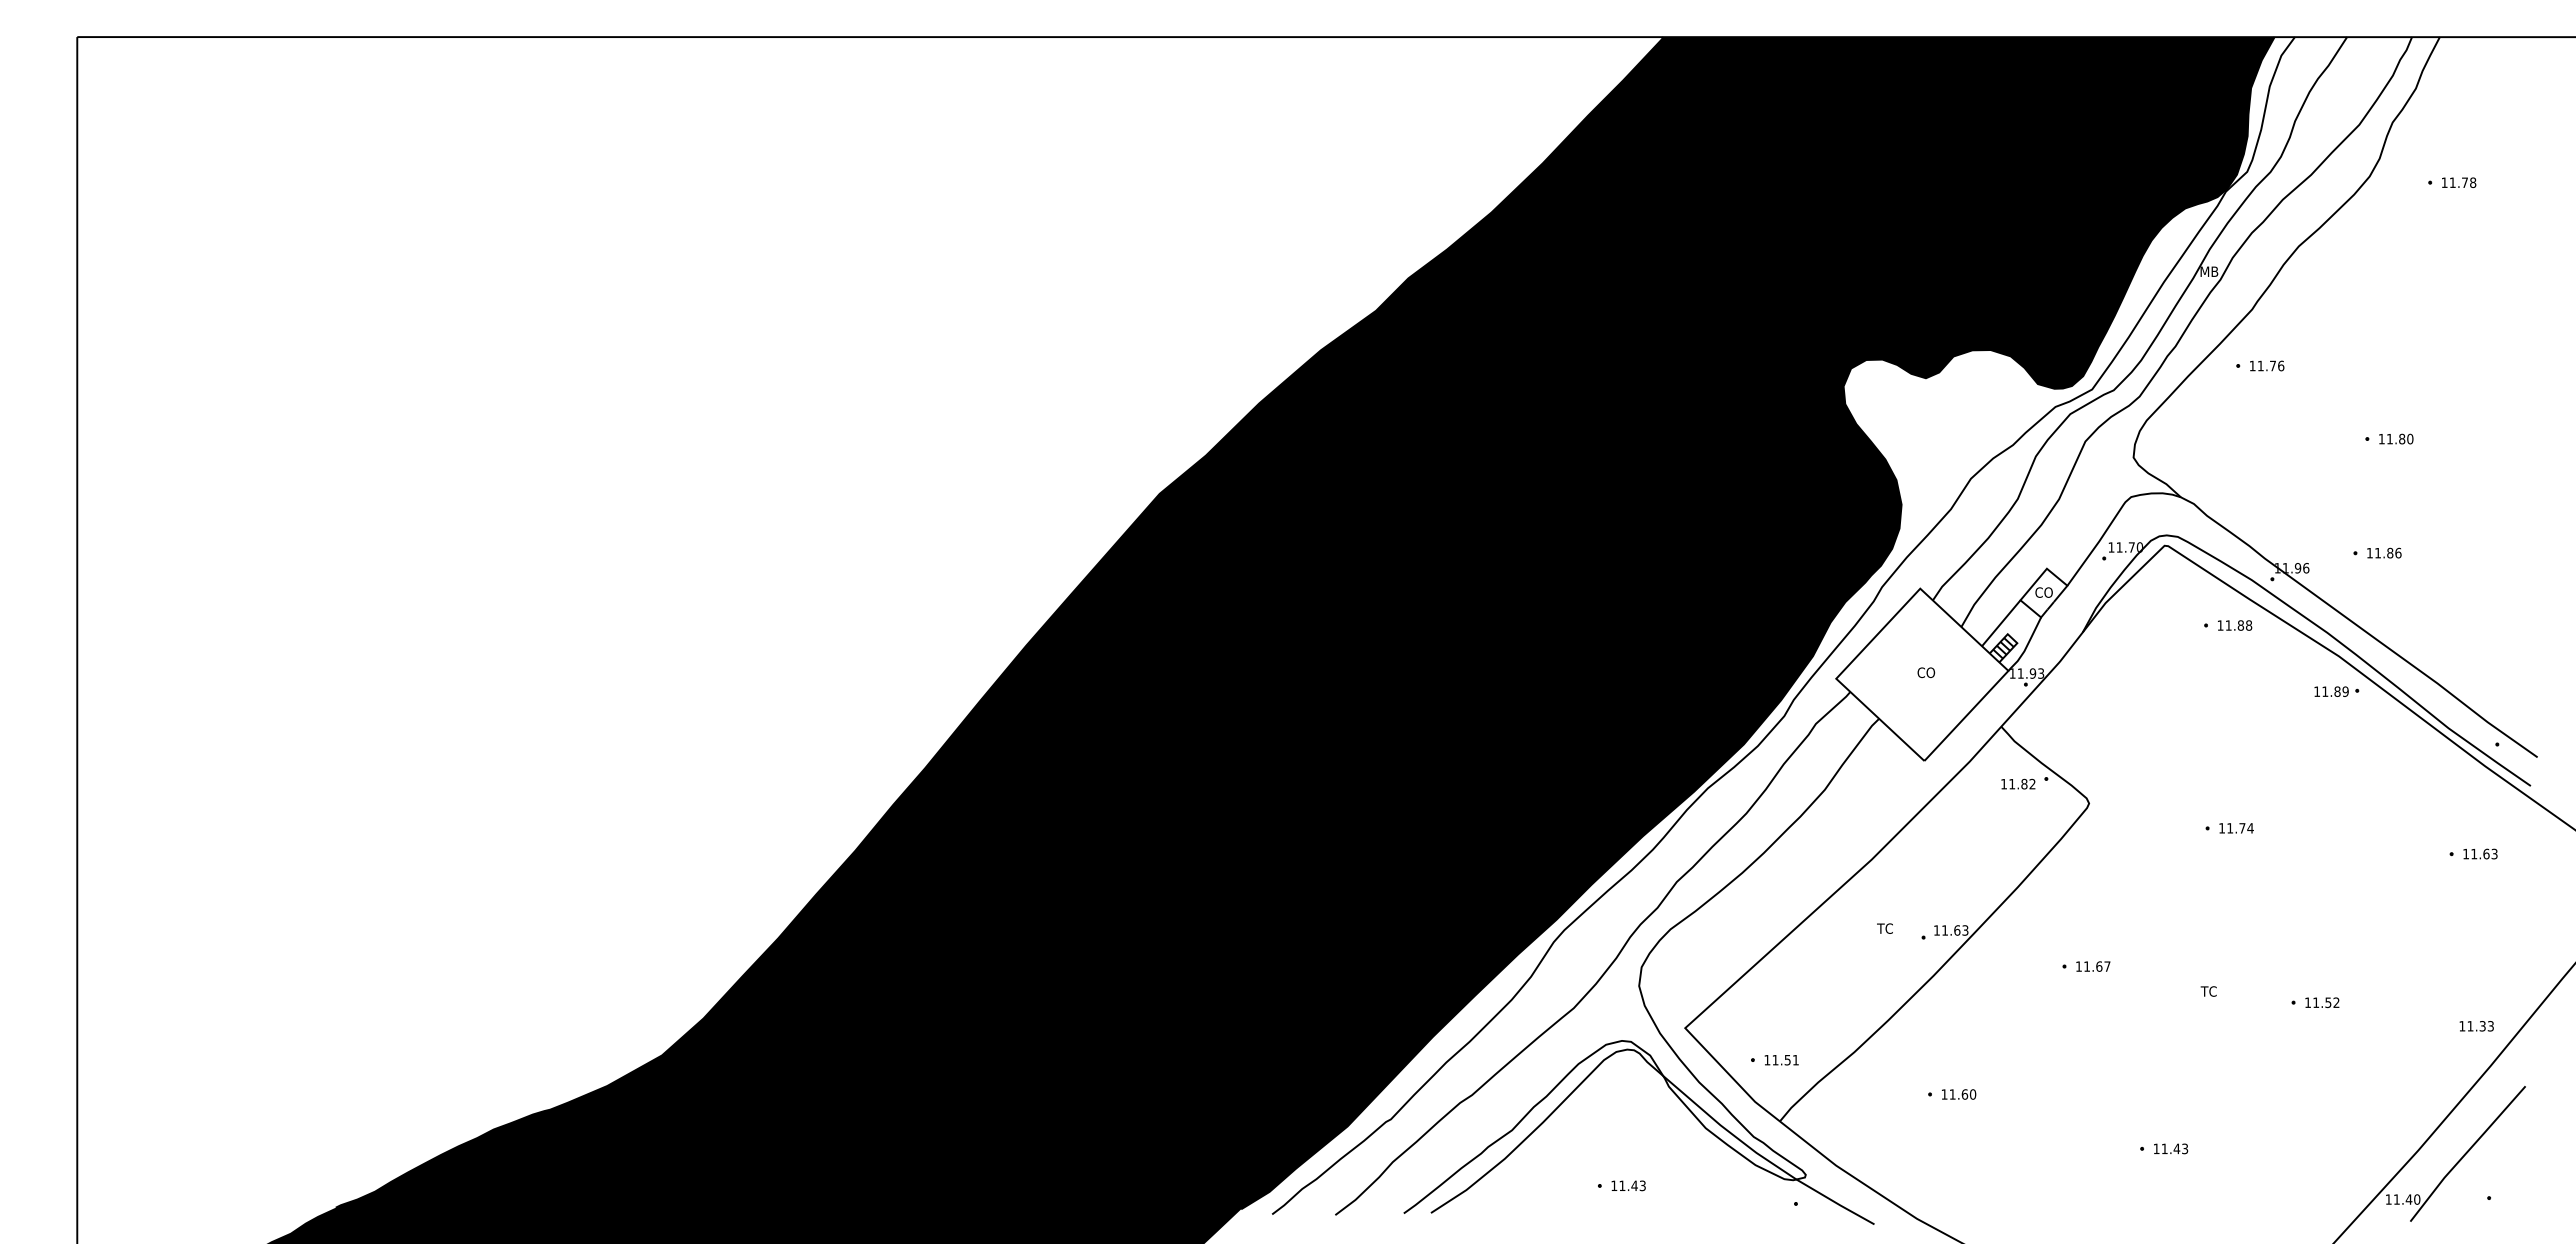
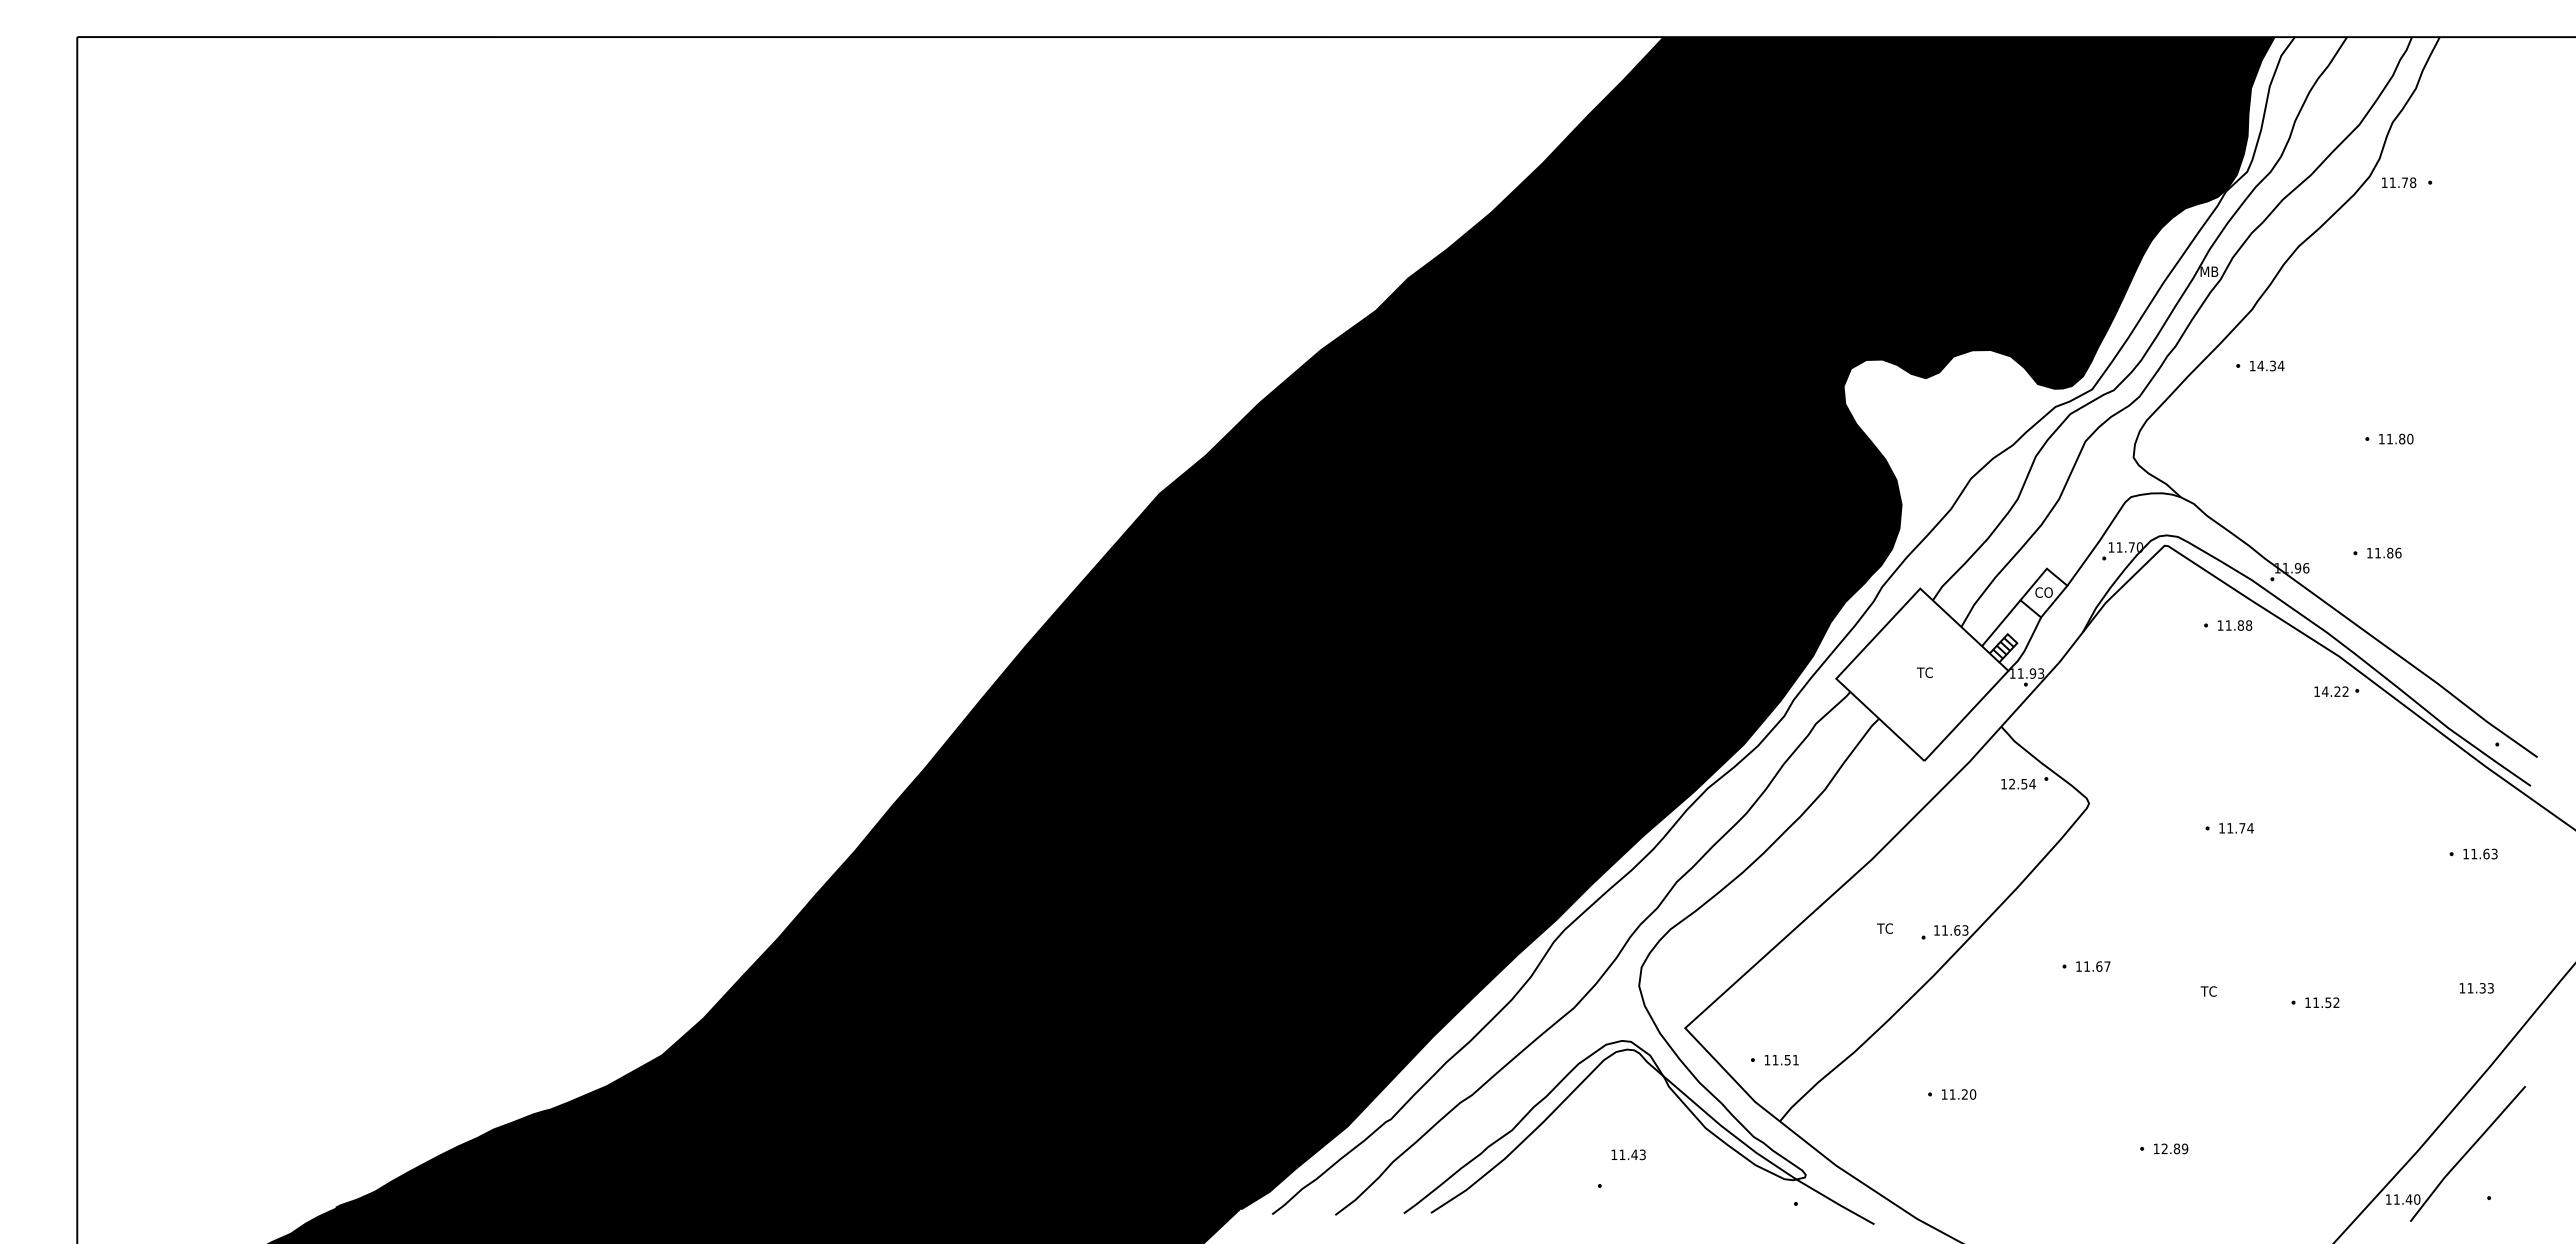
text position: (2459, 182) -> (2399, 182) (2399, 182)
text: 11.76 -> 14.34 (2270, 365)
text: CO -> TC (1925, 672)
text: 11.89 -> 14.22 (2334, 691)
text: 11.82 -> 12.54 (2022, 783)
text position: (2476, 1026) -> (2476, 988) (2476, 988)
text: 11.60 -> 11.20 (1964, 1094)
text: 11.43 -> 12.89 (2174, 1148)
text position: (1628, 1185) -> (1628, 1154) (1628, 1154)
